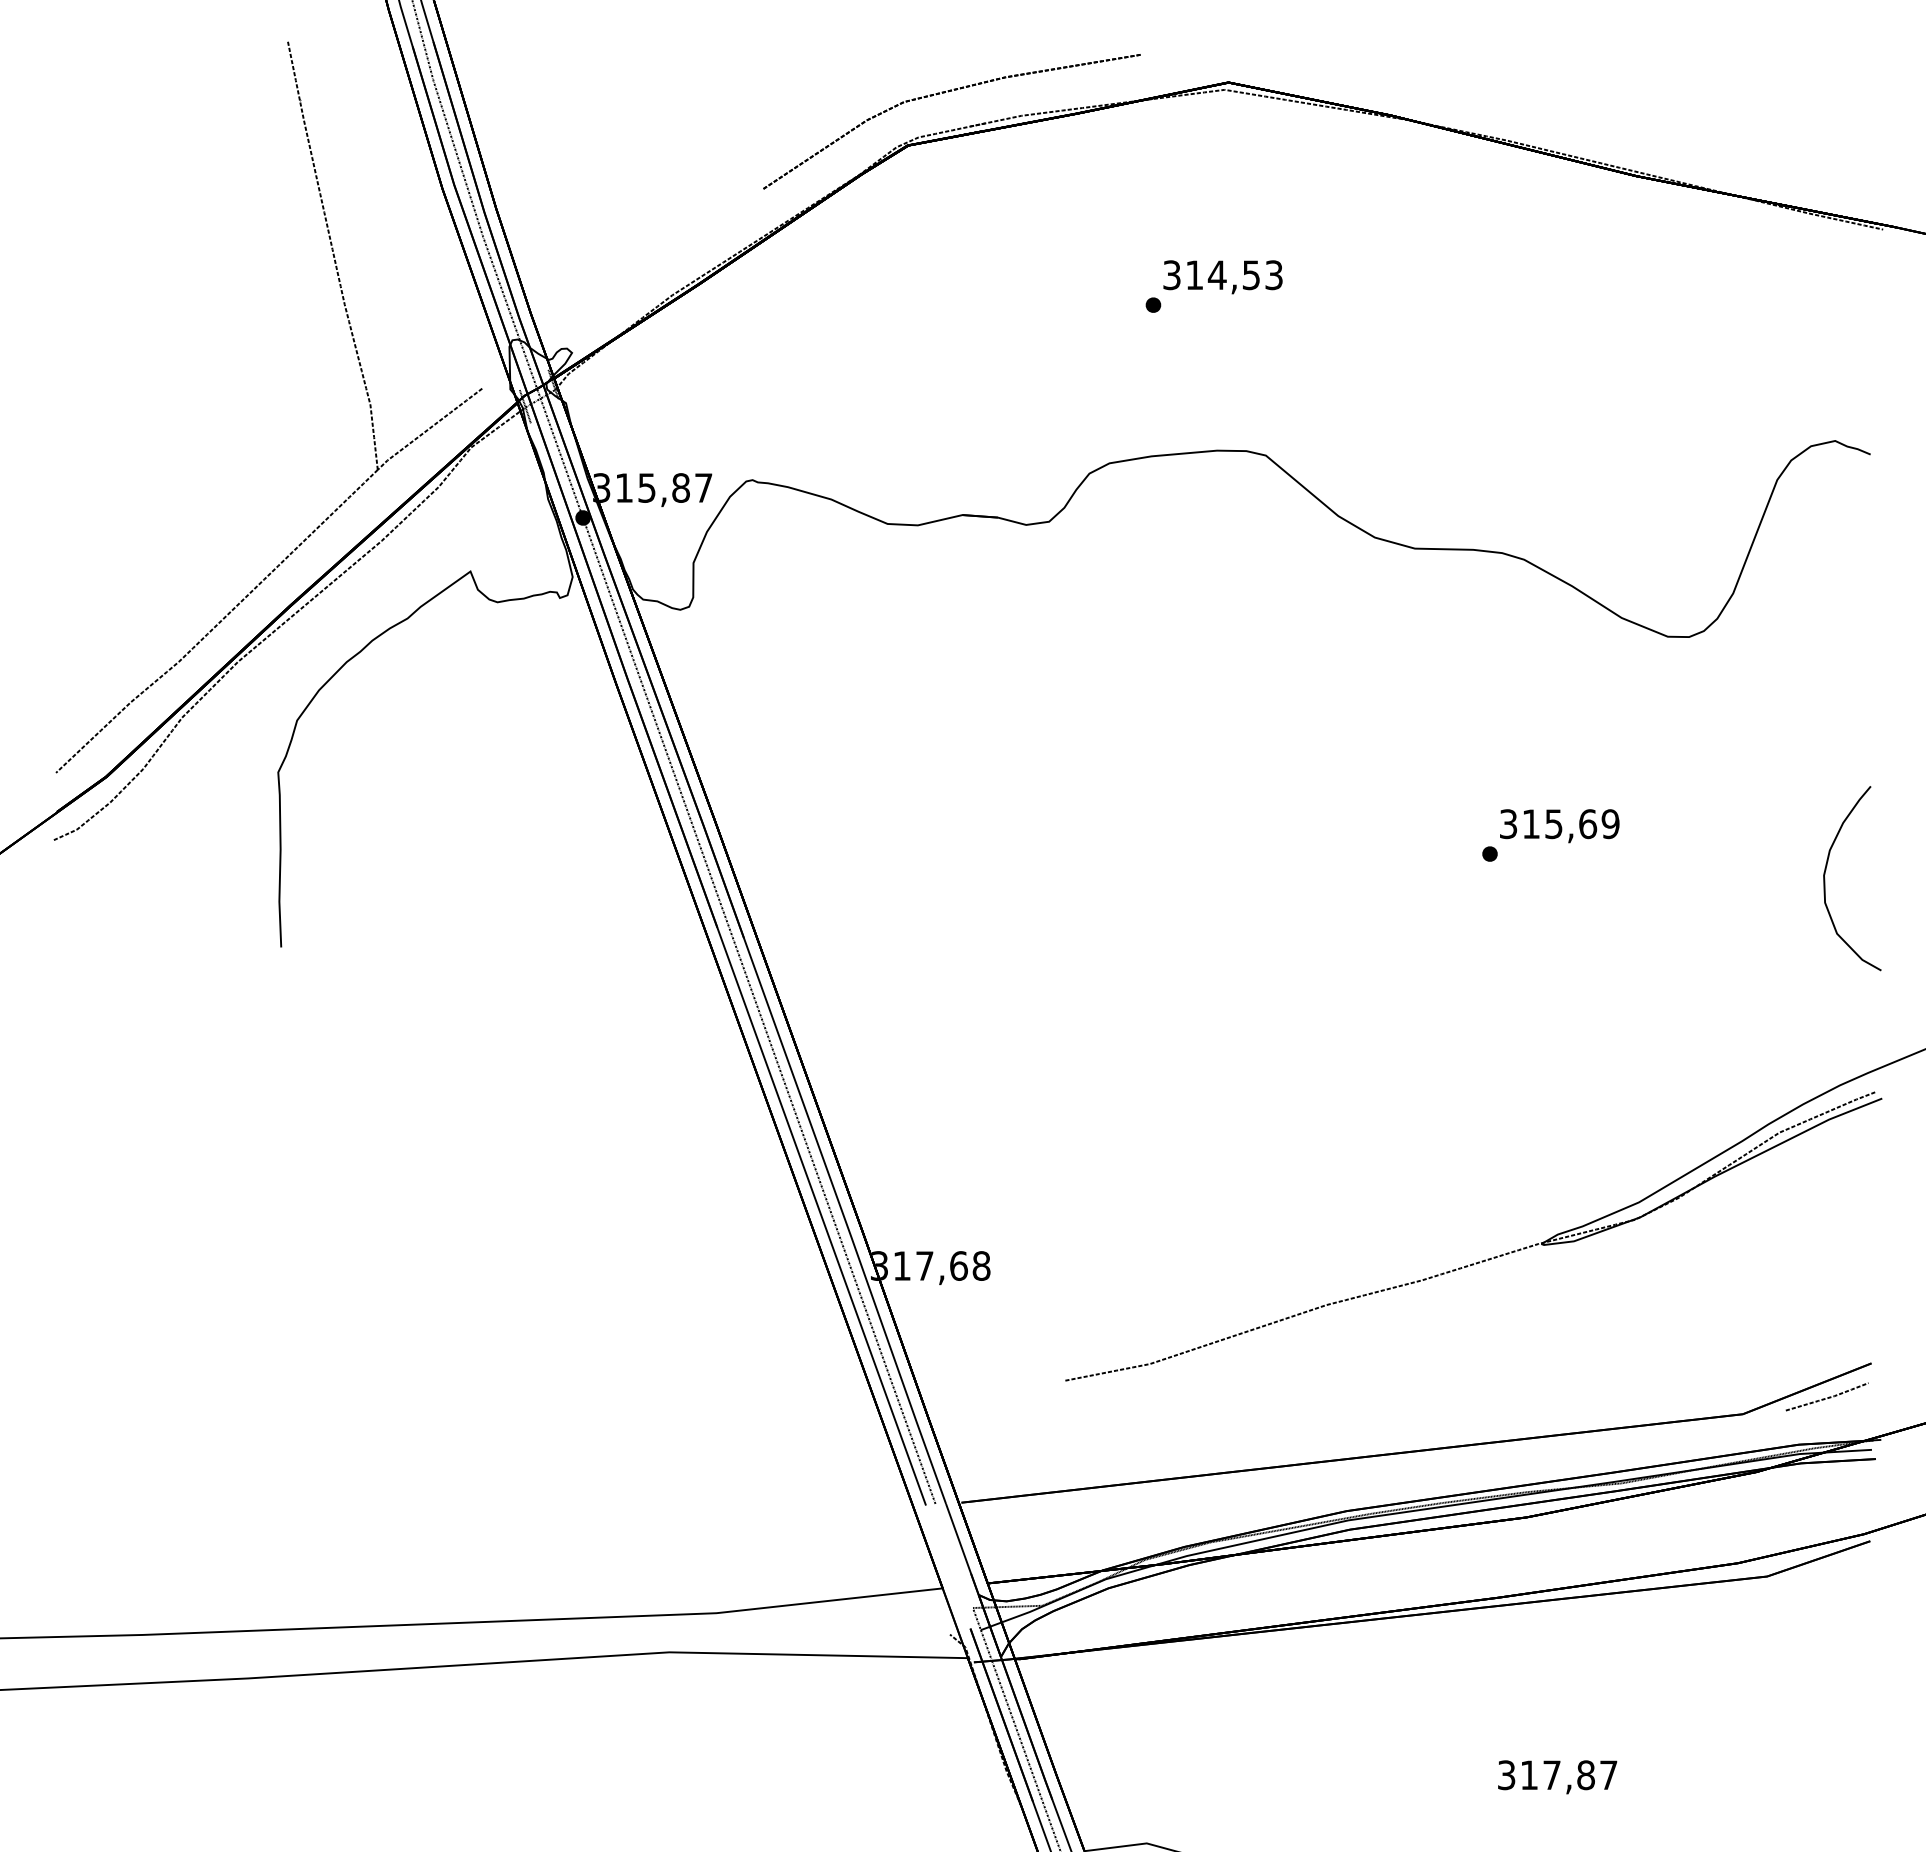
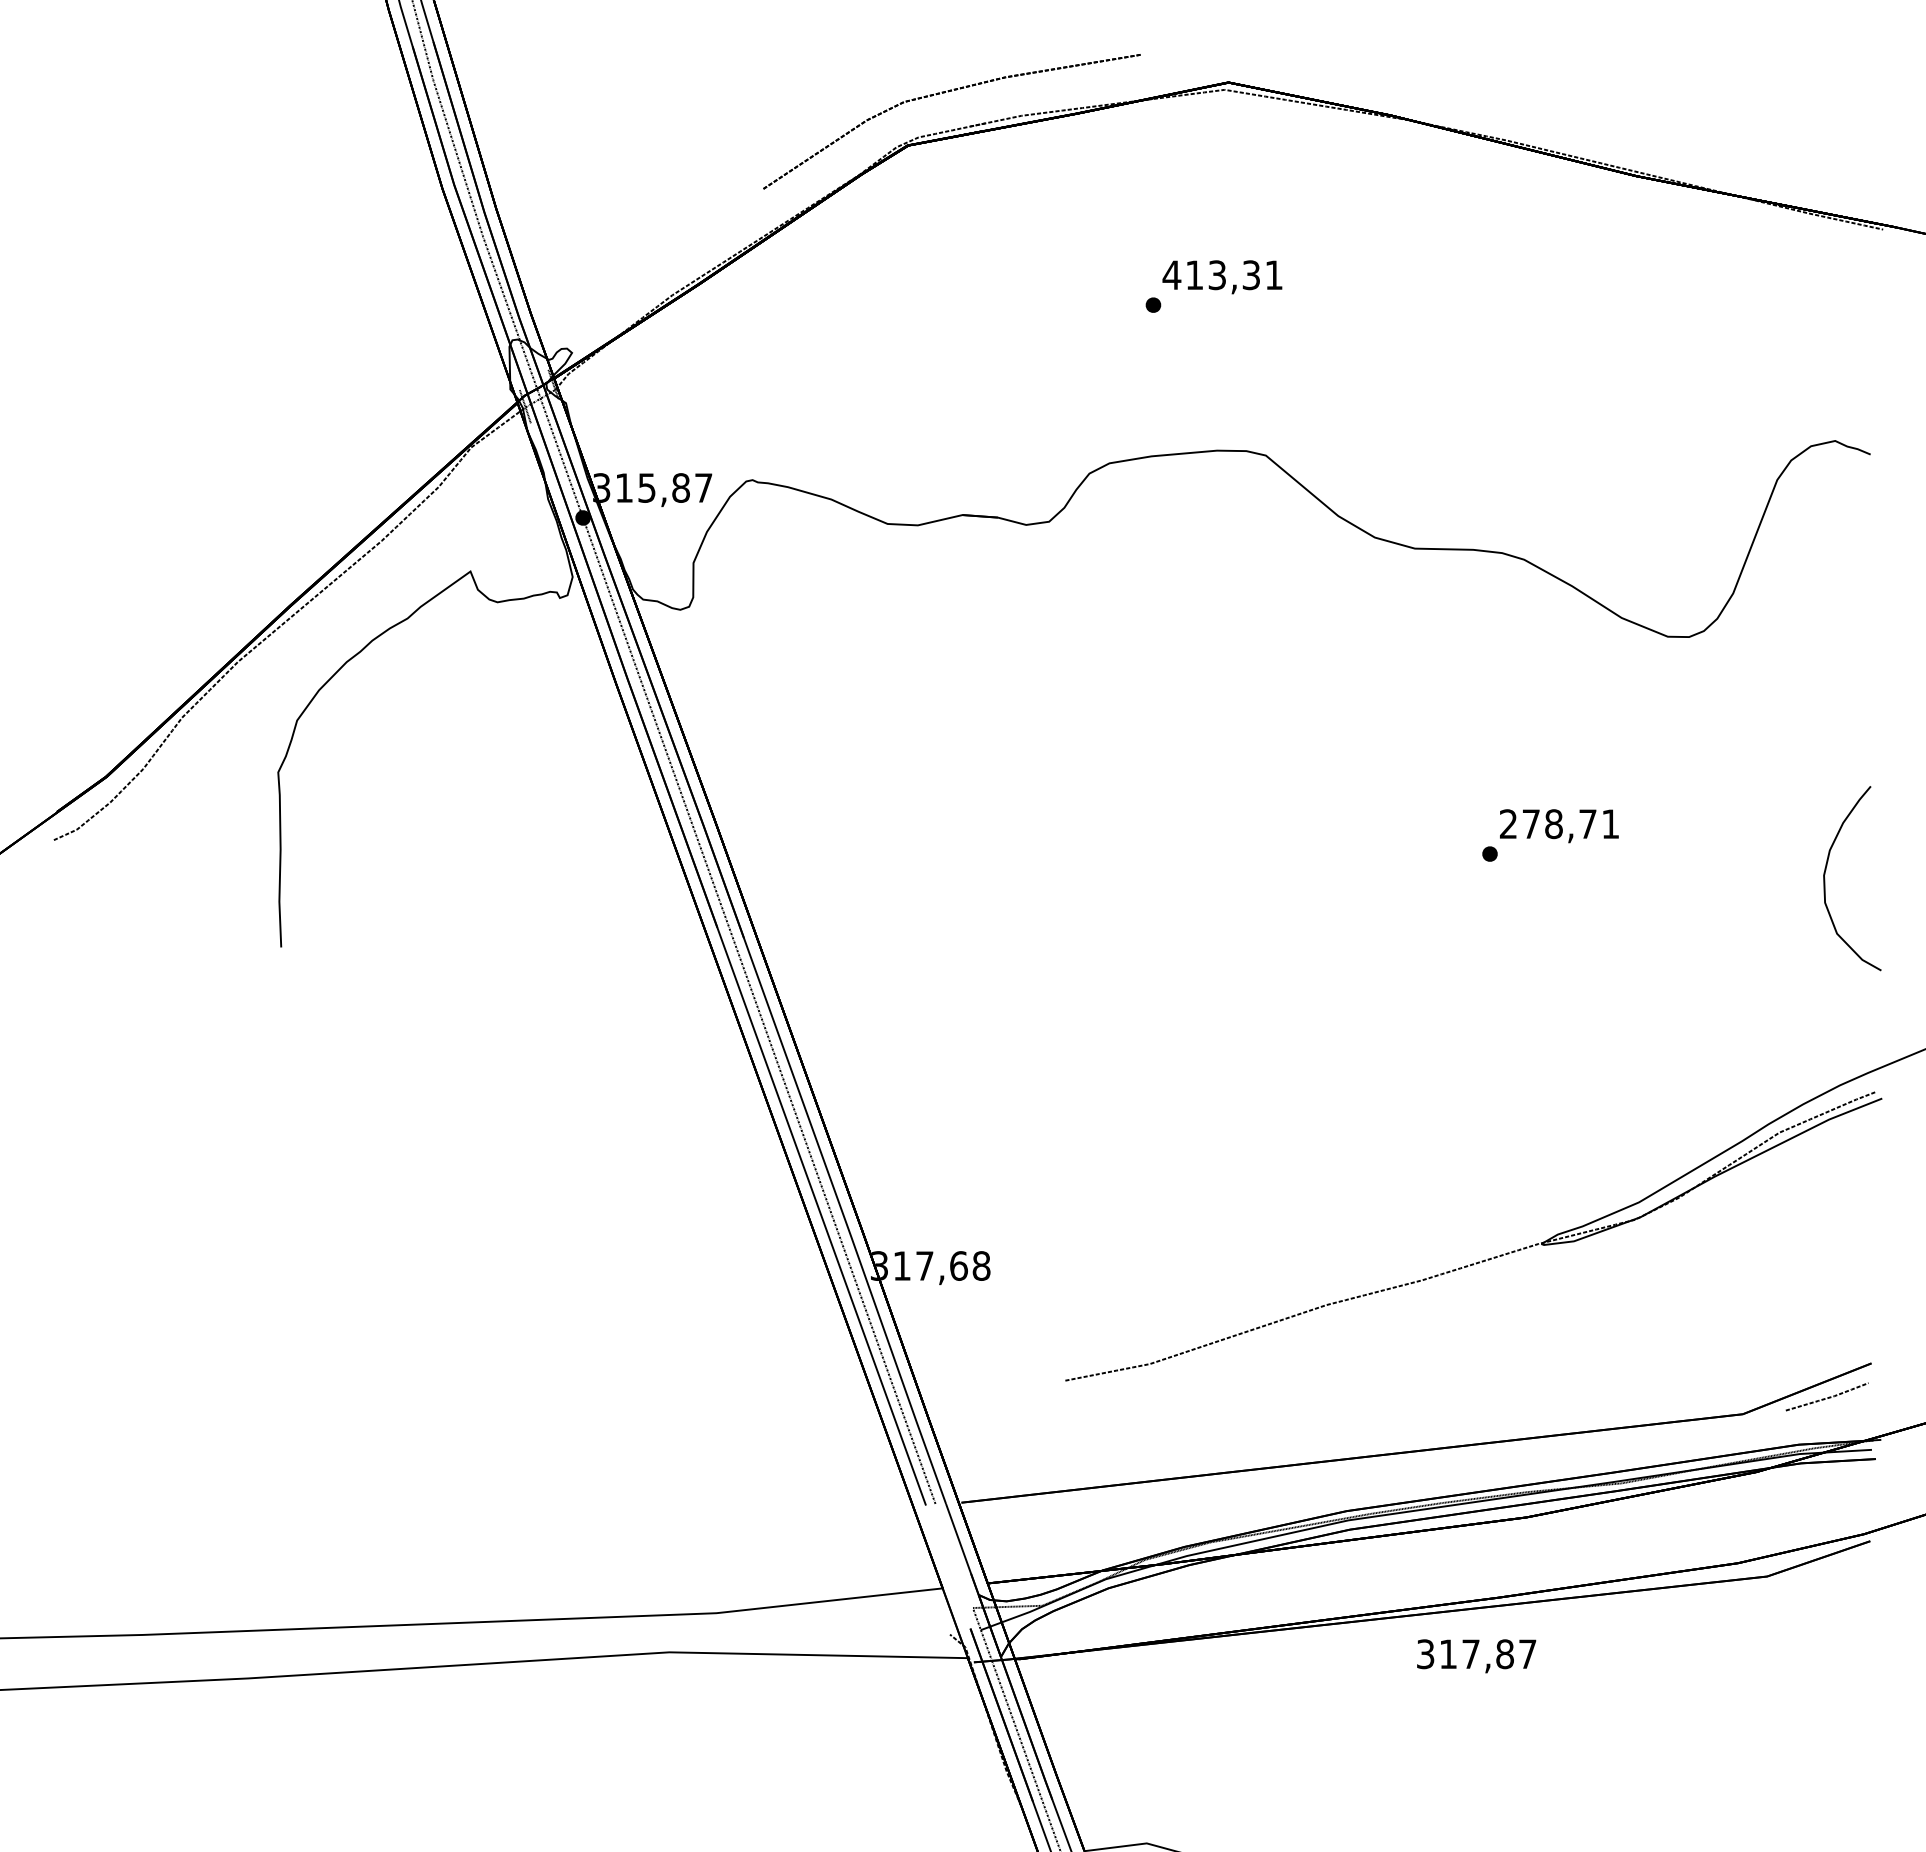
text: 314,53 -> 413,31 (1222, 275)
part: present -> none (363, 382)
text: 315,69 -> 278,71 (1559, 824)
text position: (1557, 1777) -> (1476, 1656) (1476, 1656)
